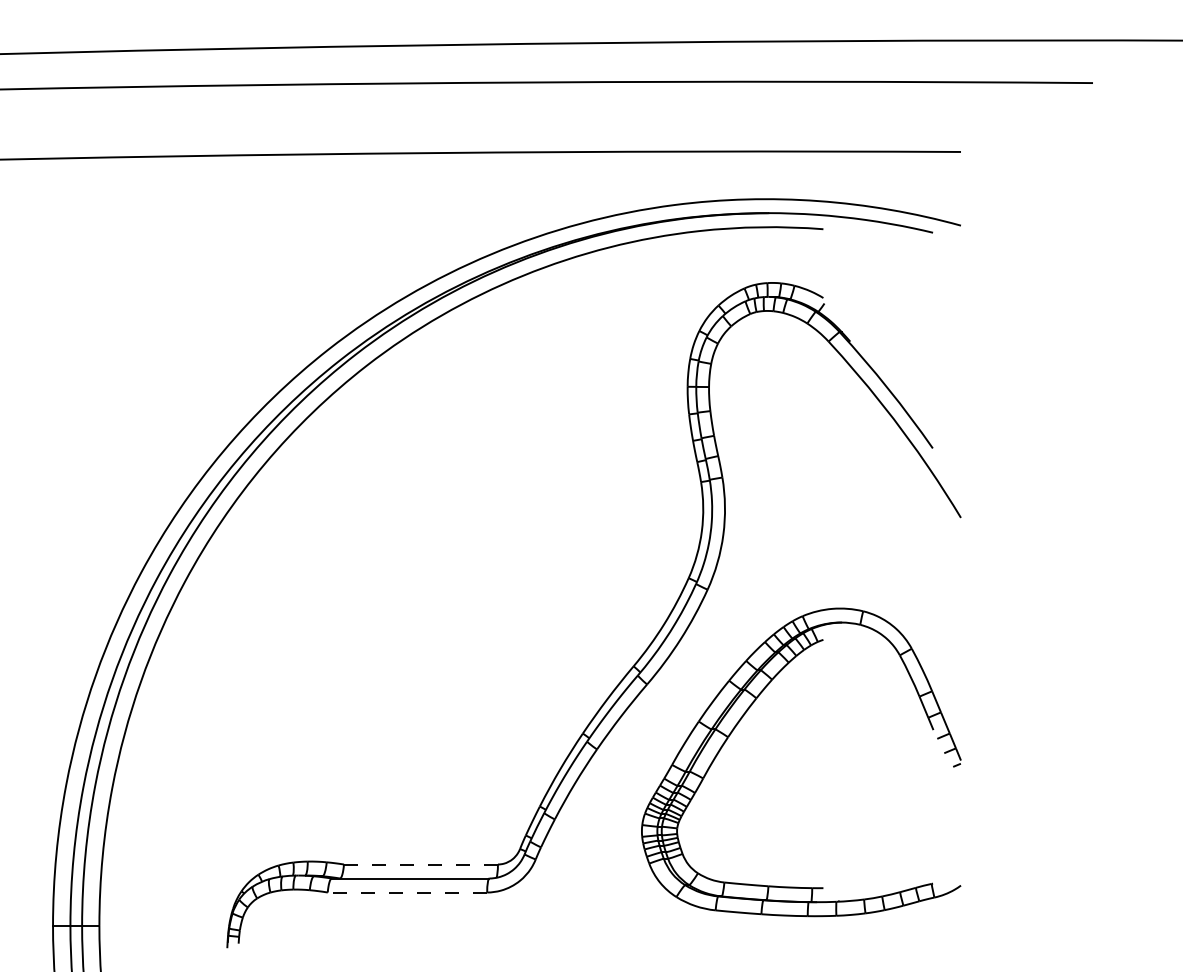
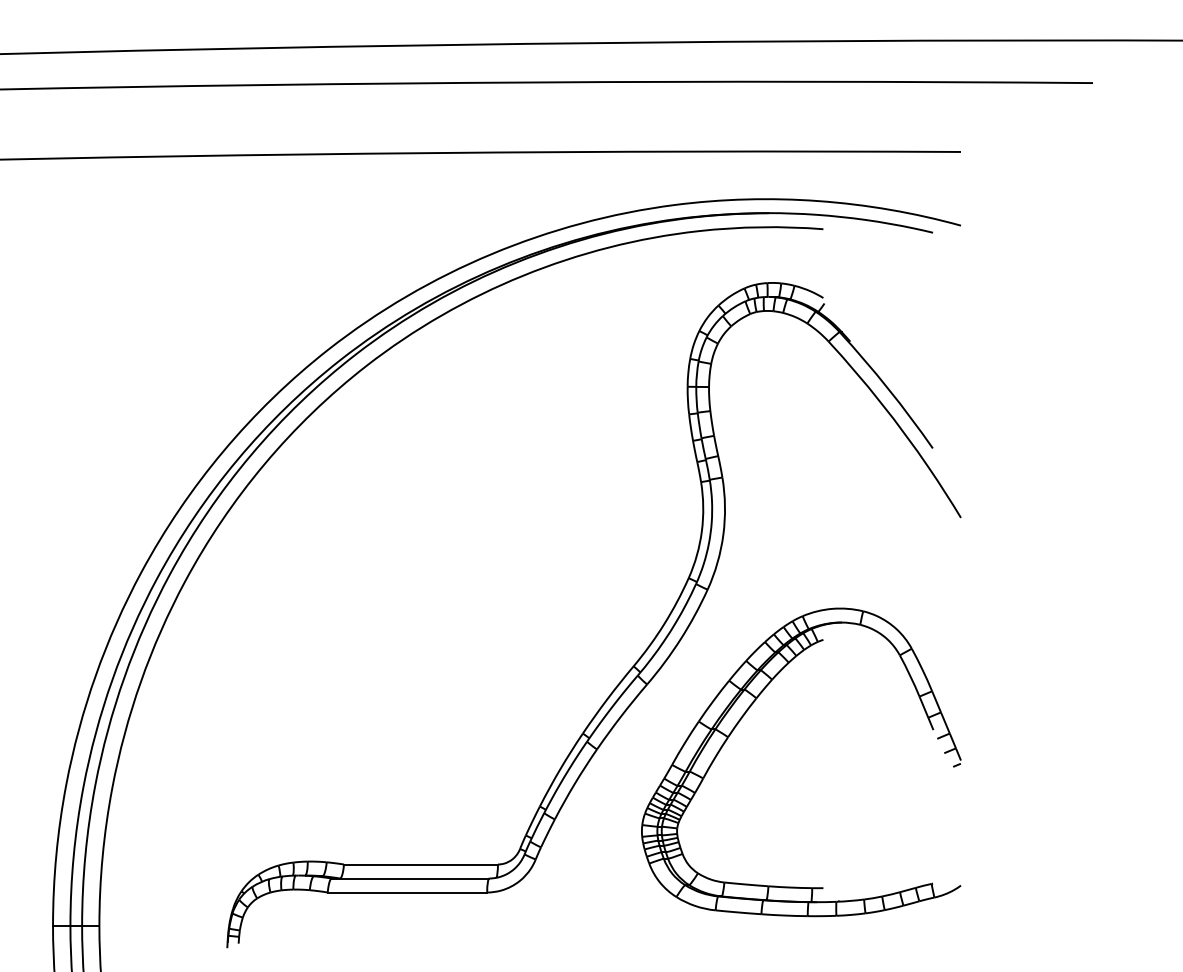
line: dashed -> solid (420, 864)
line: dashed -> solid (407, 892)
